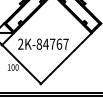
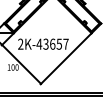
text: 2K-84767 -> 2K-43657 (49, 43)
